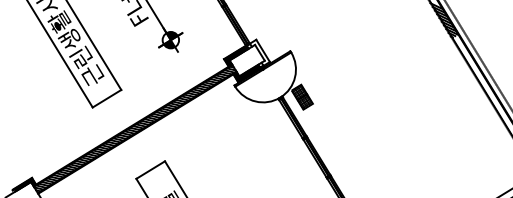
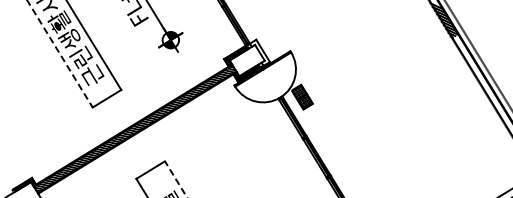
line: solid -> dashed (59, 53)
line: solid -> dashed (175, 179)
